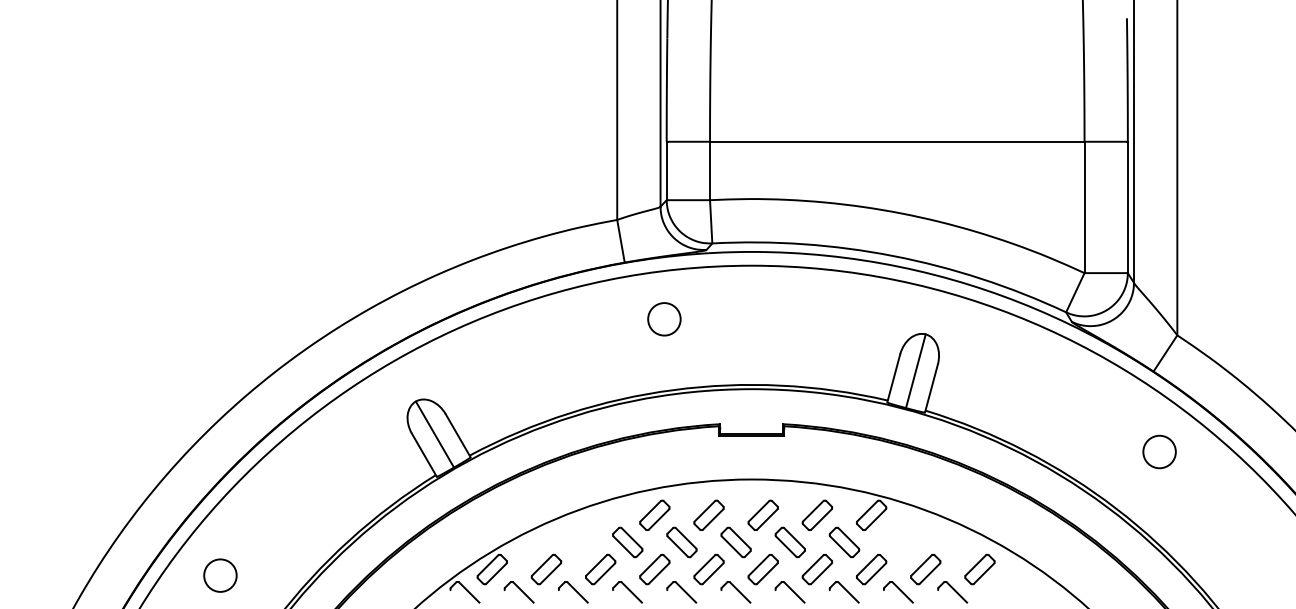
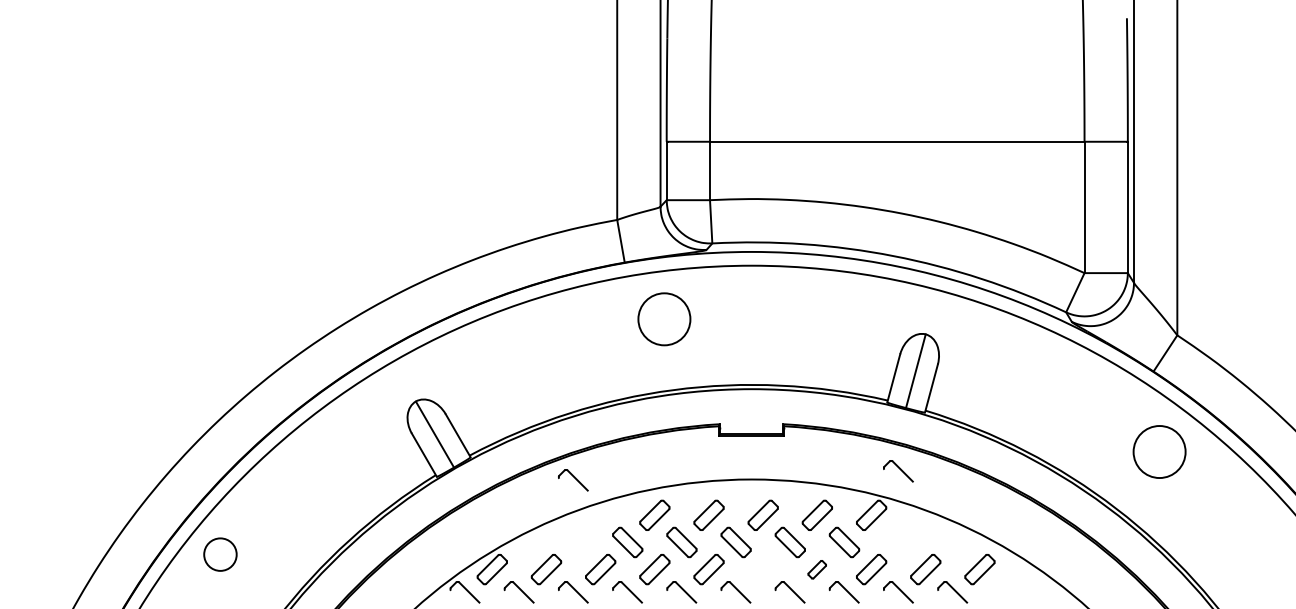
circle diameter: 33 px -> 52 px (664, 319)
circle diameter: 33 px -> 52 px (1159, 452)
part: none -> present (898, 471)
part: none -> present (573, 480)
part: present -> none (762, 569)
part size: 32x32 px -> 20x20 px (816, 569)
circle position: (220, 575) -> (220, 554) (220, 554)
